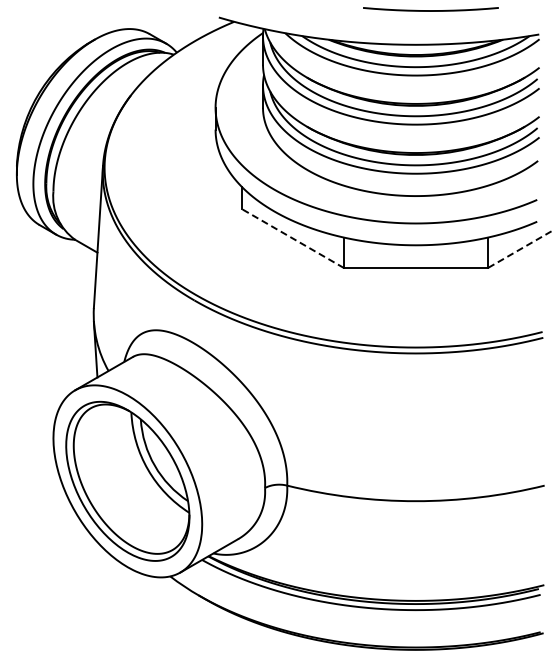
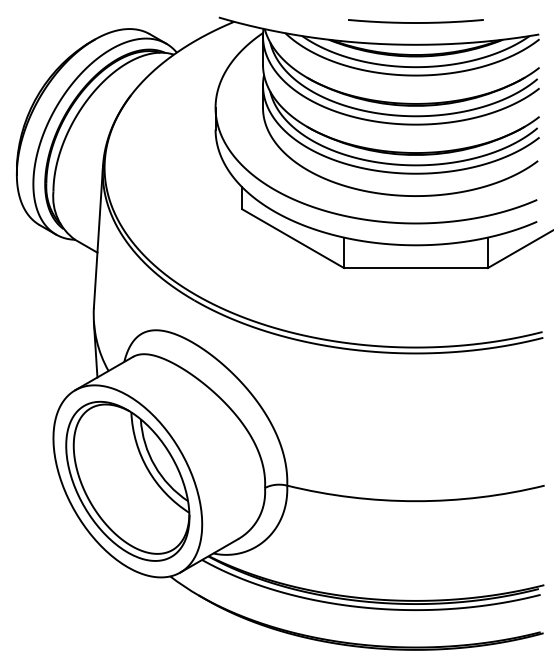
curve position: (430, 10) -> (415, 22) (415, 22)
line: dashed -> solid (293, 238)
line: dashed -> solid (520, 249)
